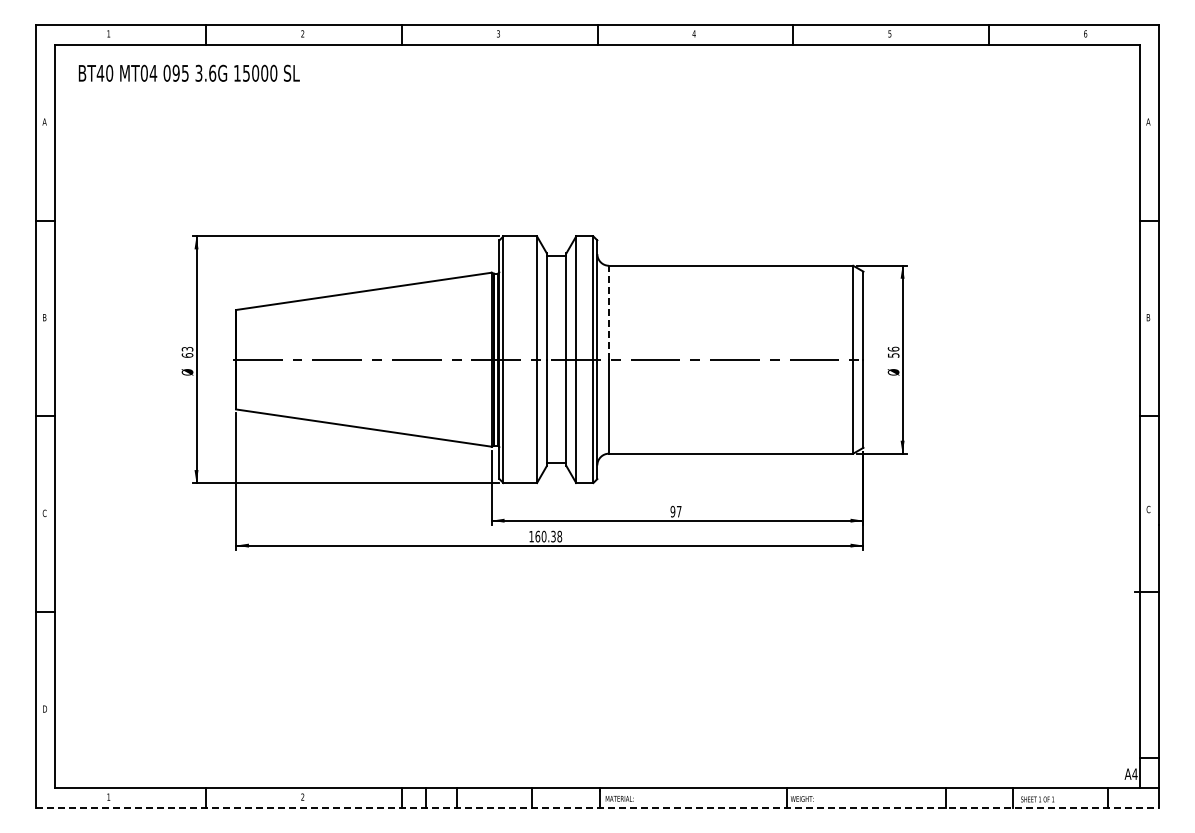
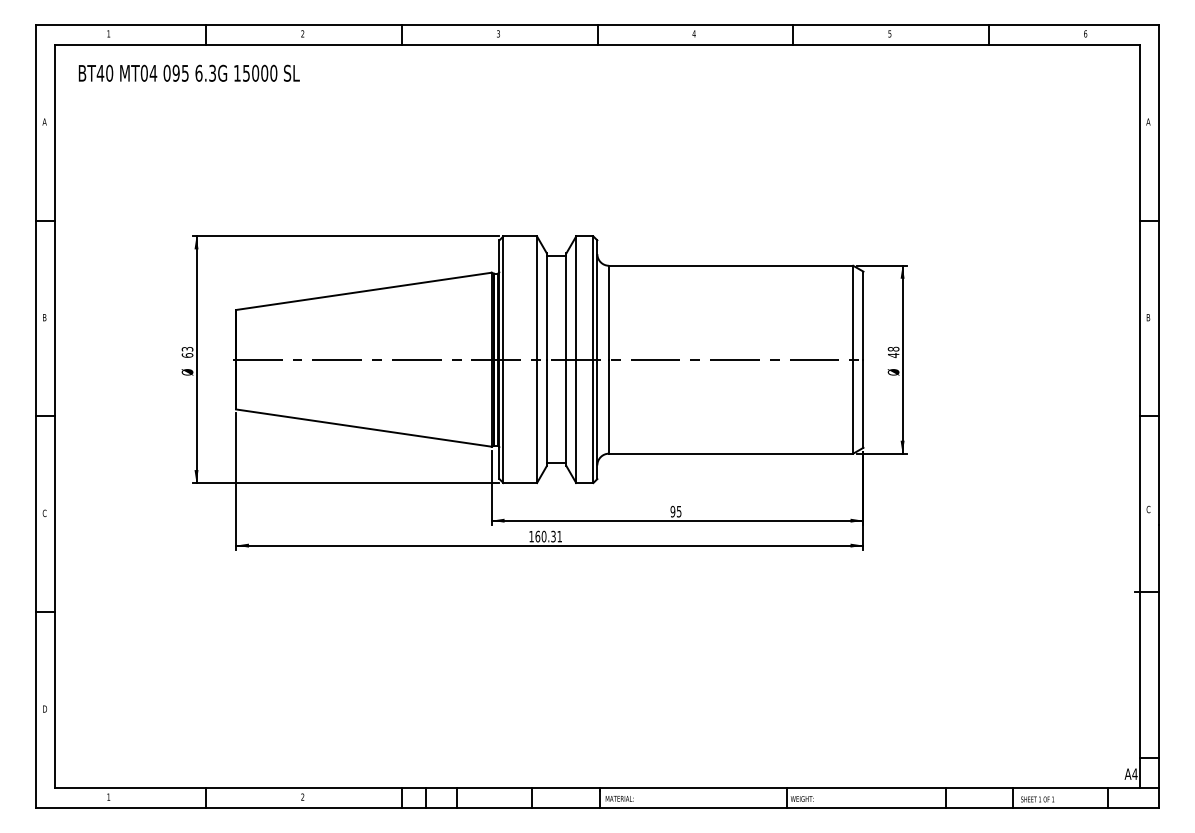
text: 3.6G -> 6.3G (205, 72)
line: dashed -> solid (609, 312)
text: 56 -> 48 (893, 352)
text: 97 -> 95 (678, 511)
text: 160.38 -> 160.31 (559, 536)
line: dashed -> solid (597, 807)
